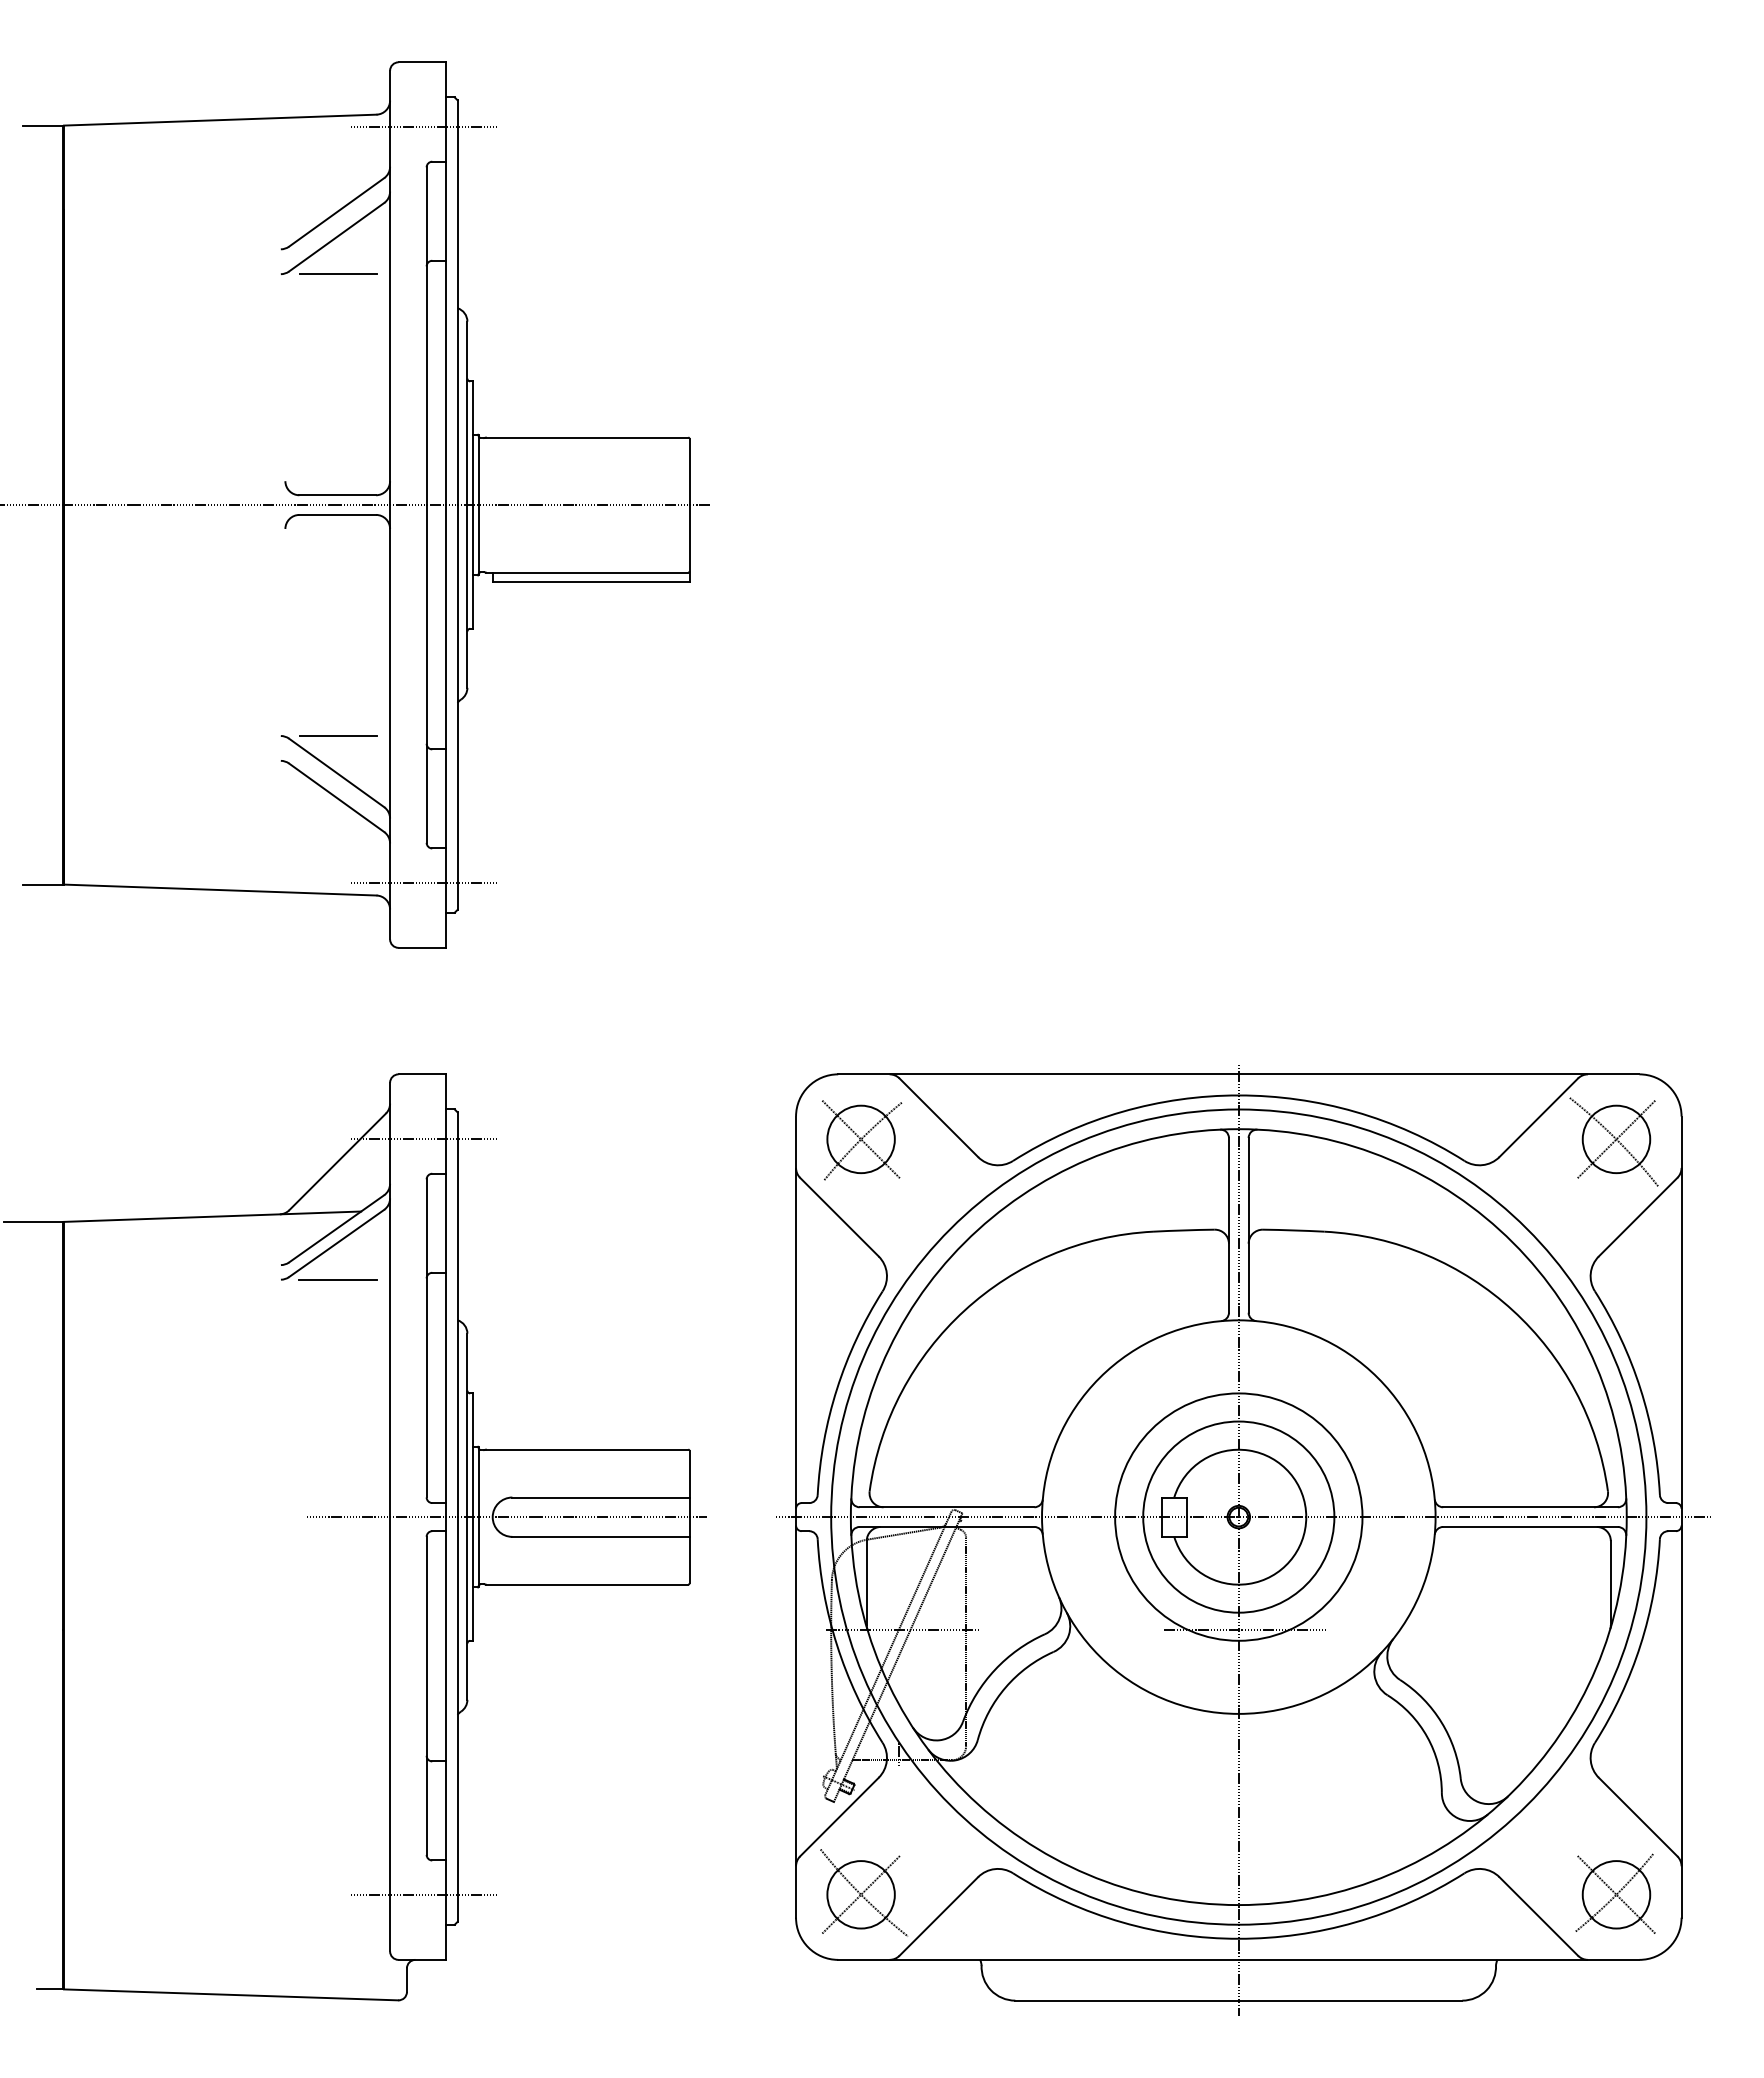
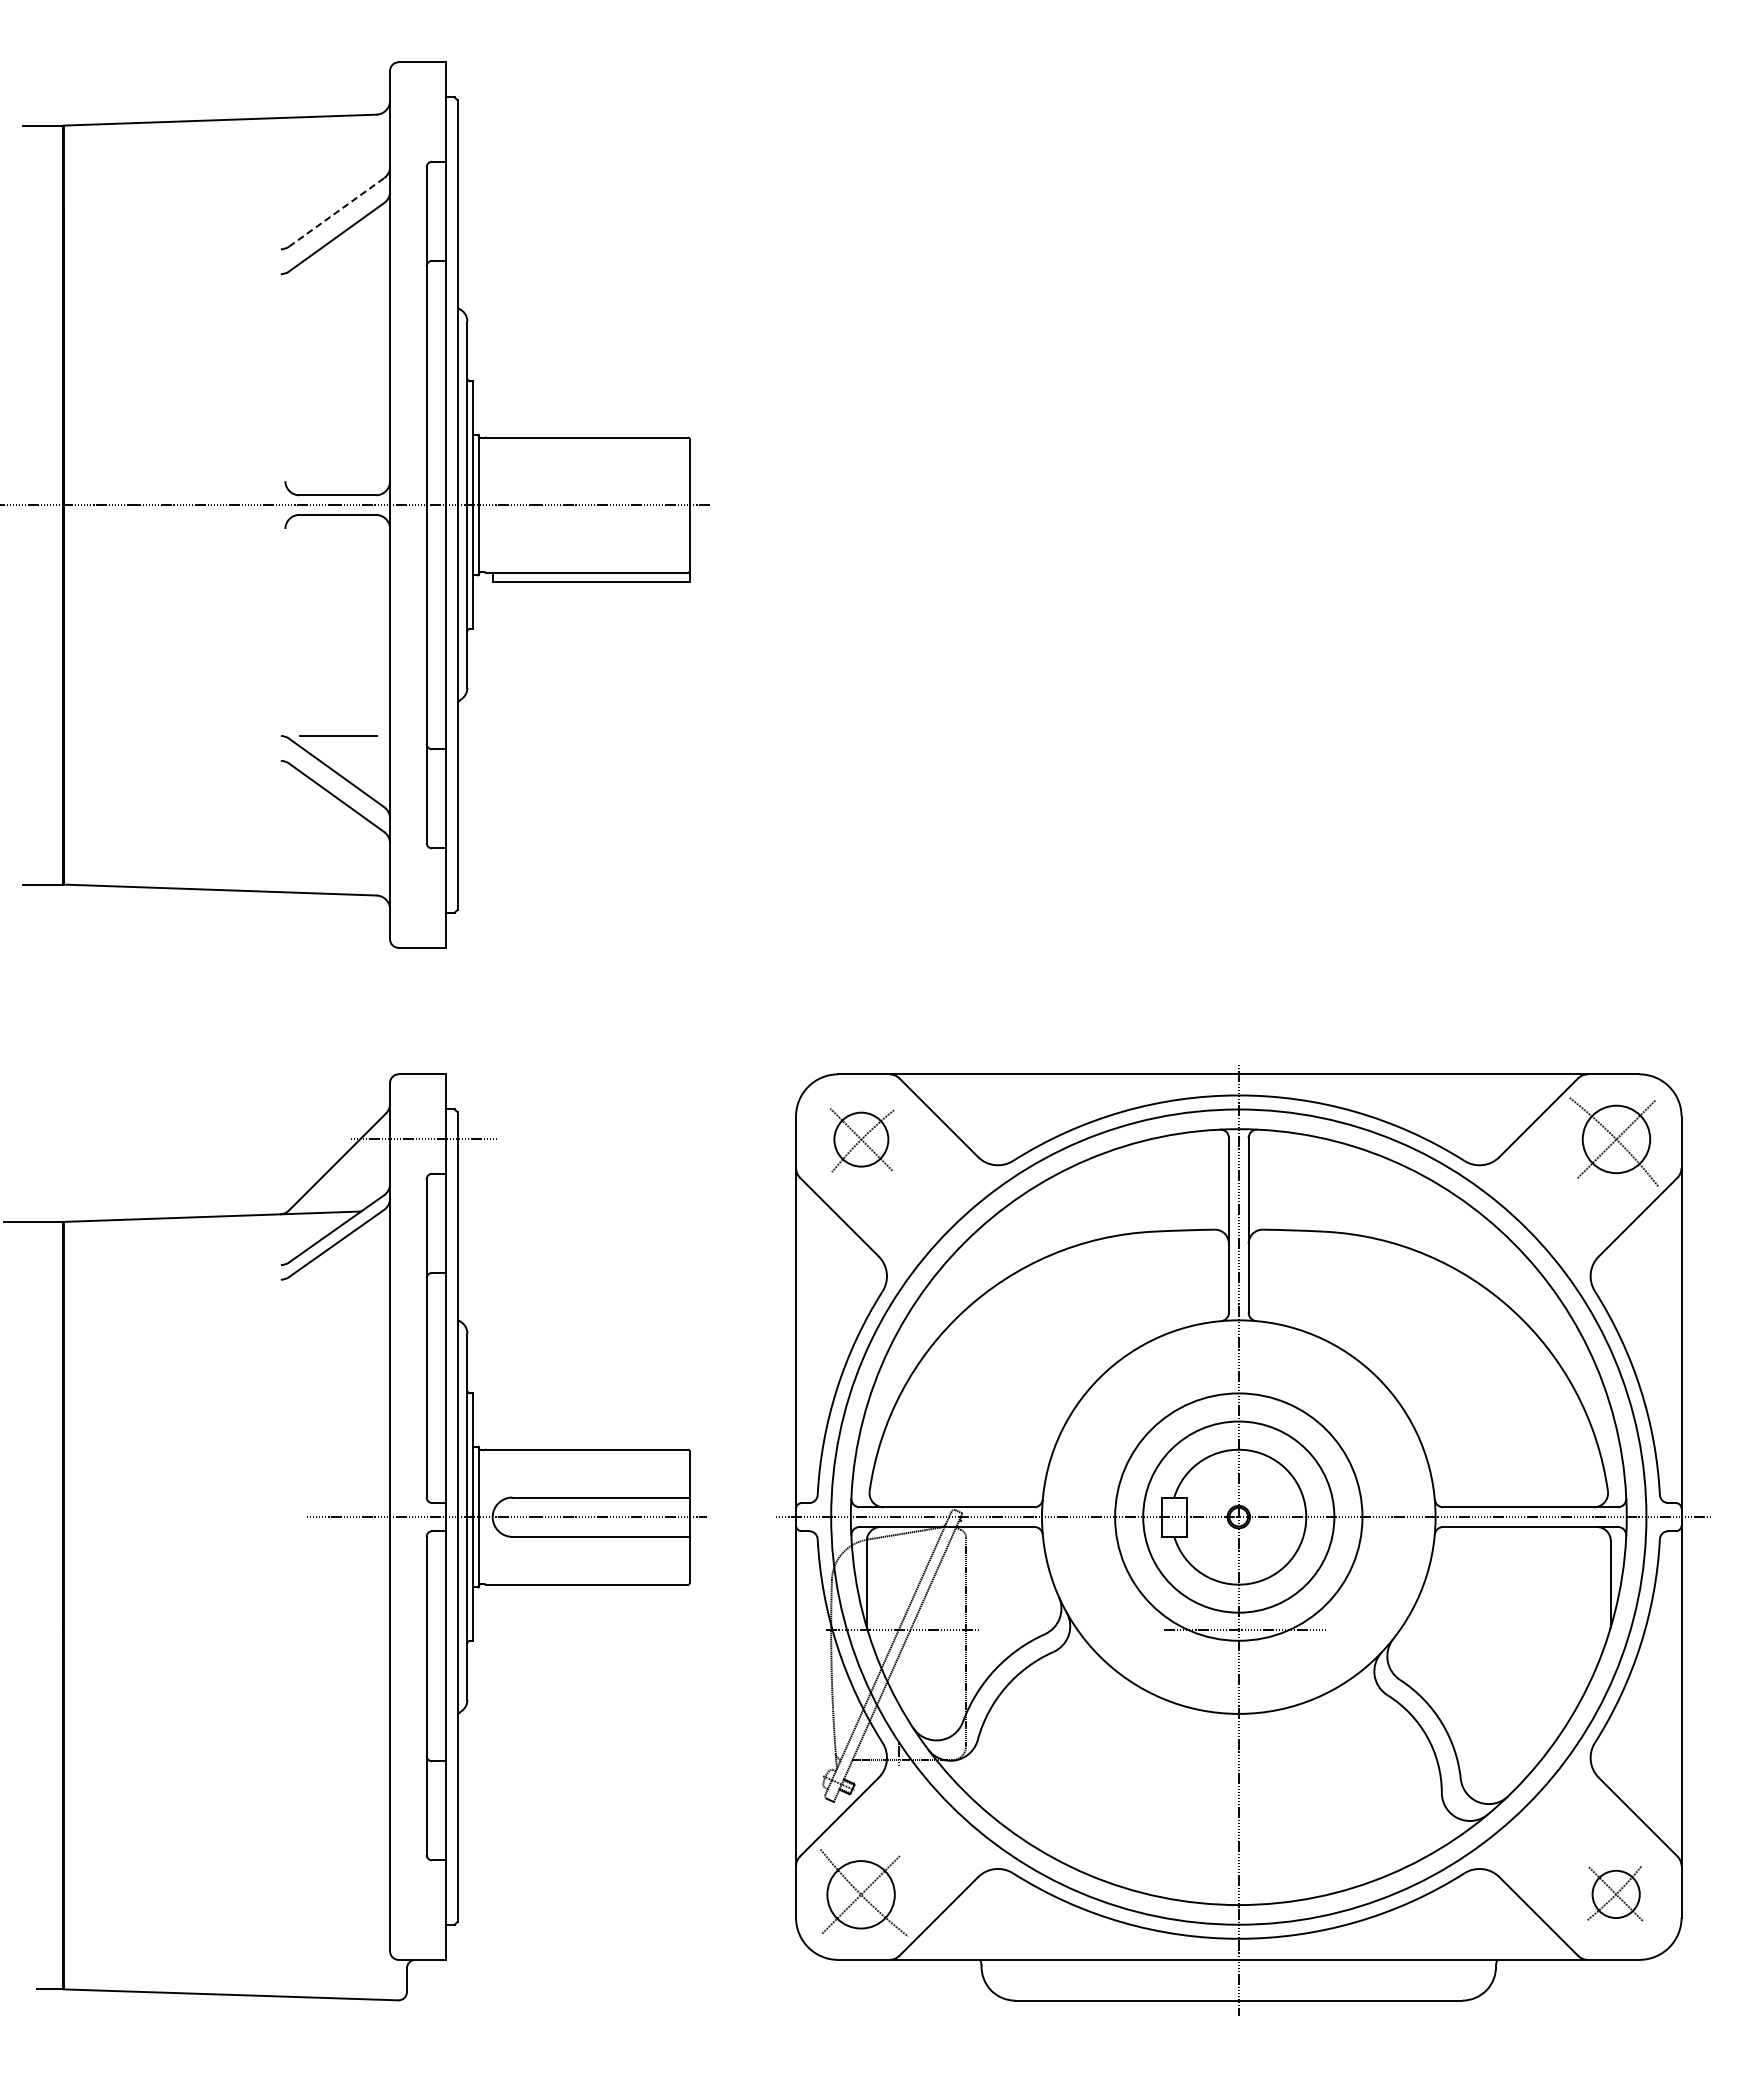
line: present -> none (423, 127)
line: solid -> dashed (336, 212)
line: present -> none (337, 274)
line: present -> none (423, 882)
part size: 81x81 px -> 65x65 px (862, 1140)
line: present -> none (337, 1279)
part size: 81x81 px -> 57x57 px (1615, 1893)
line: present -> none (423, 1894)
